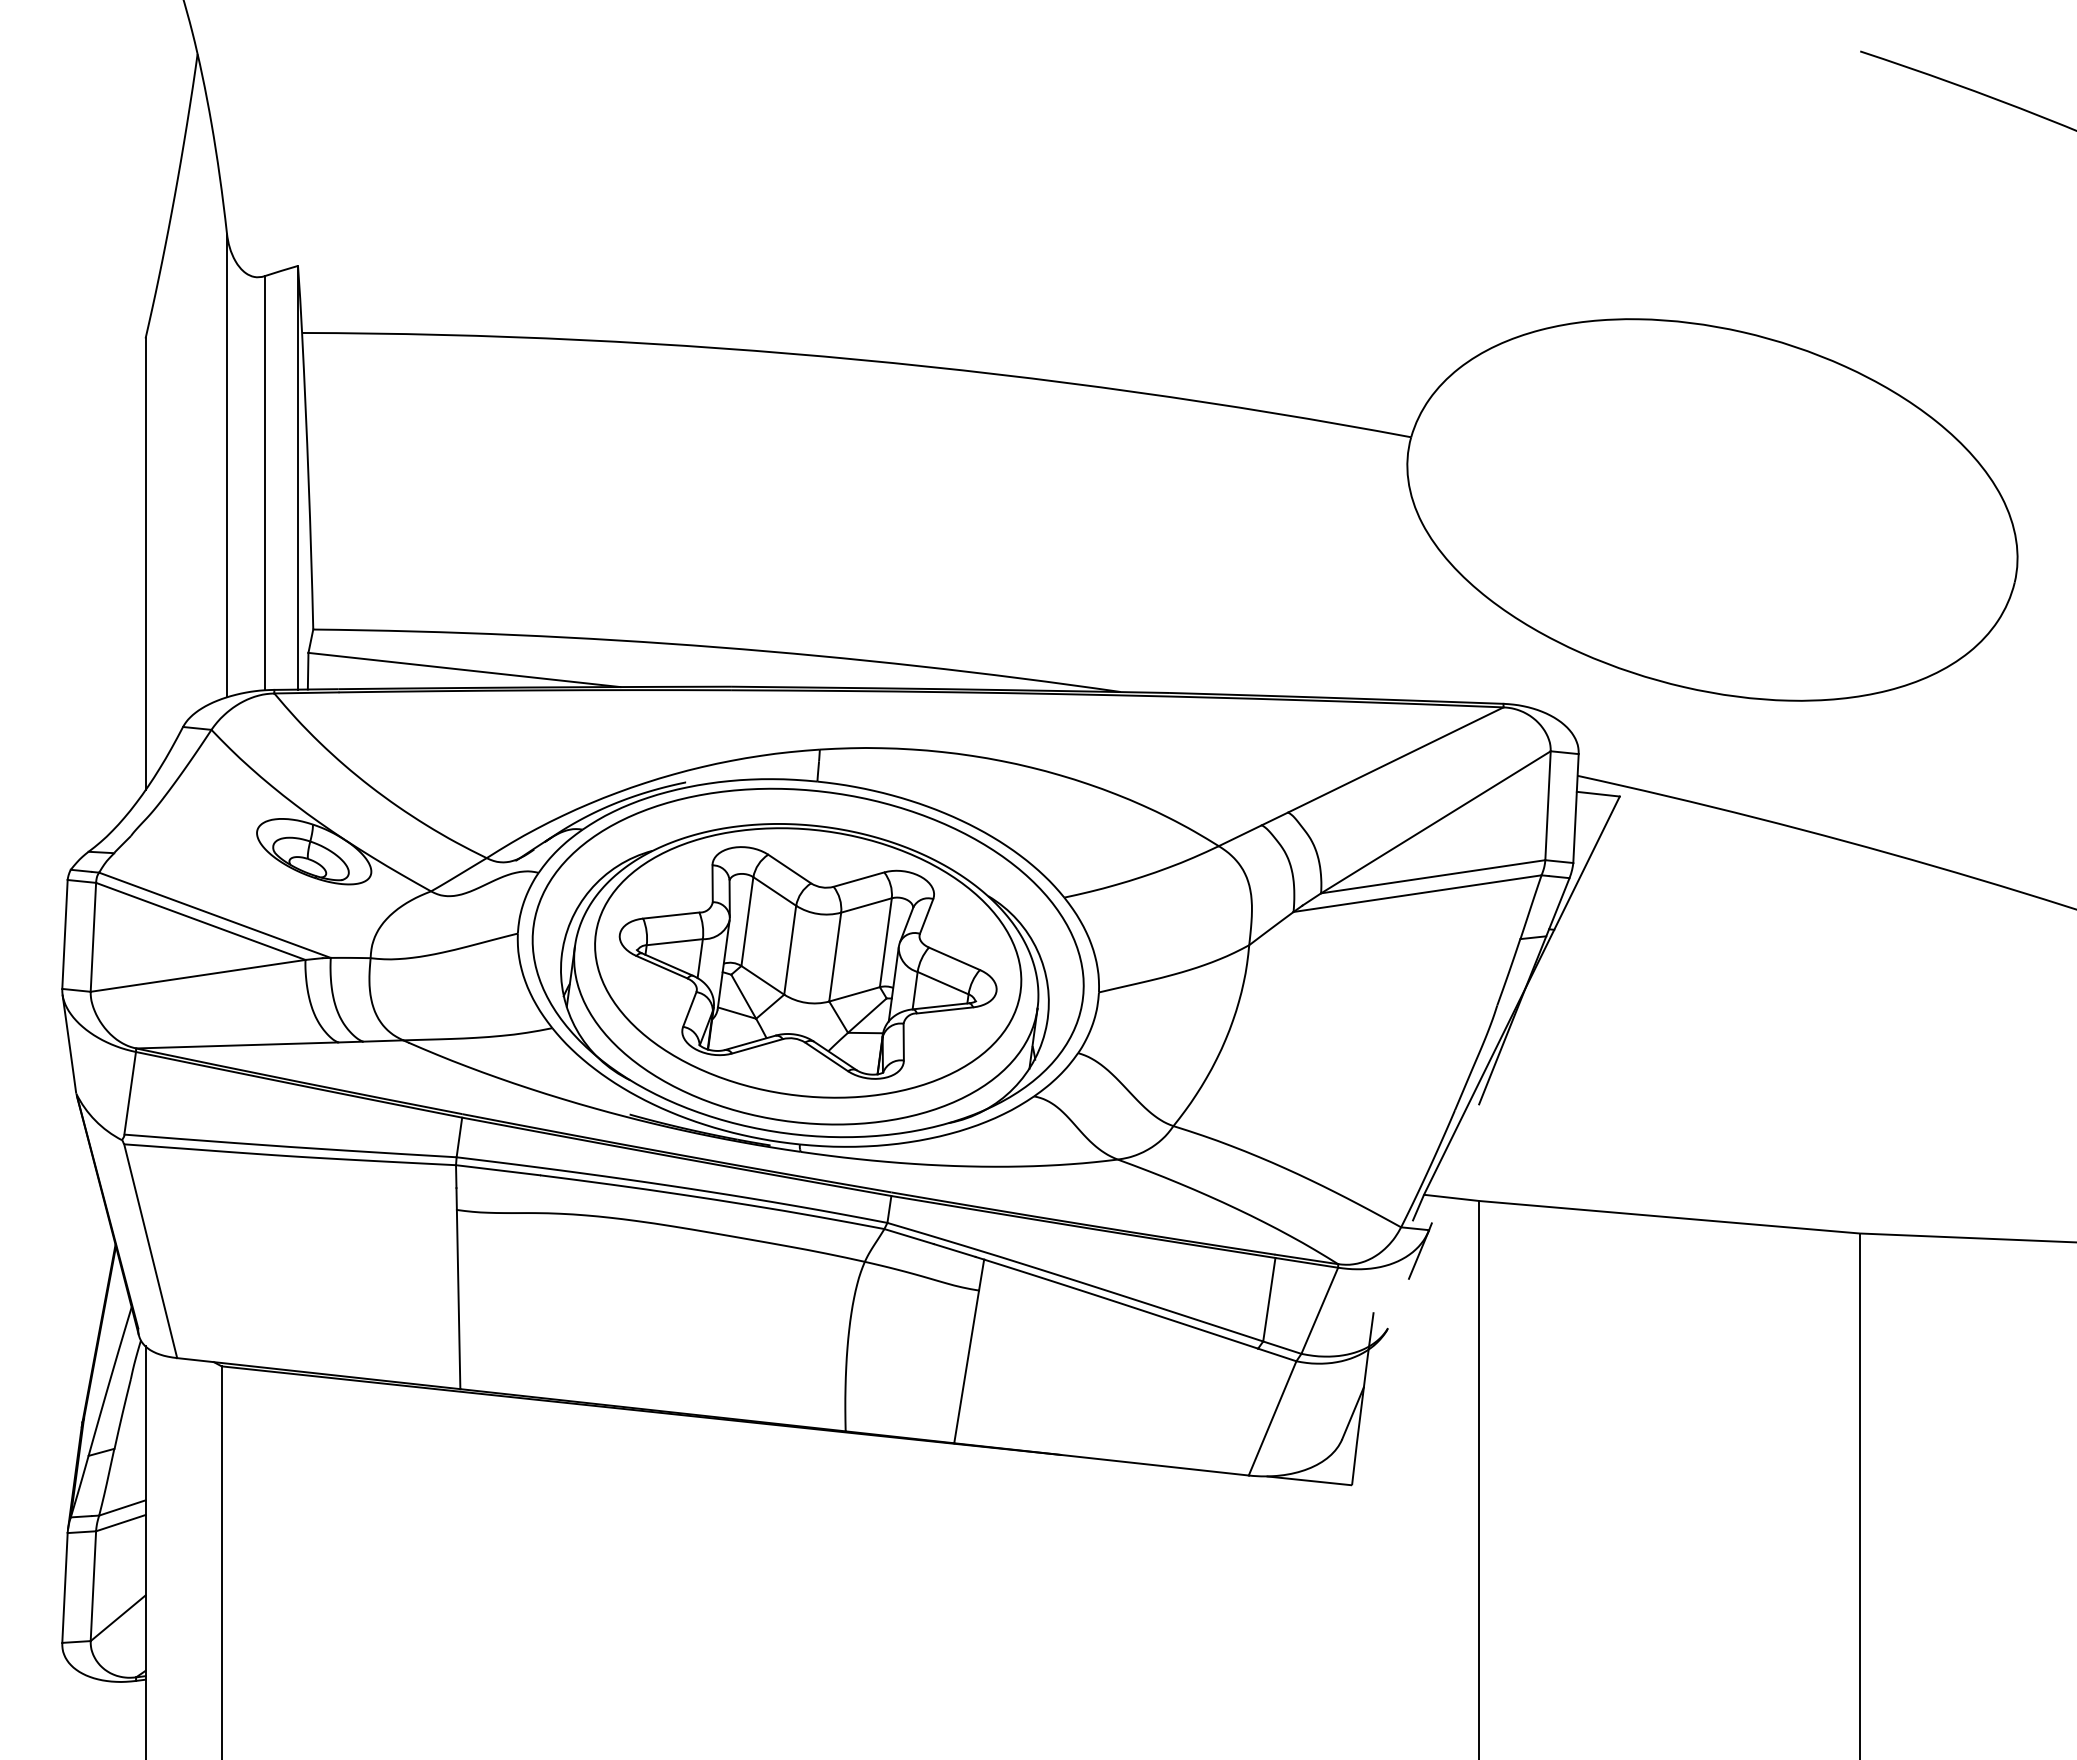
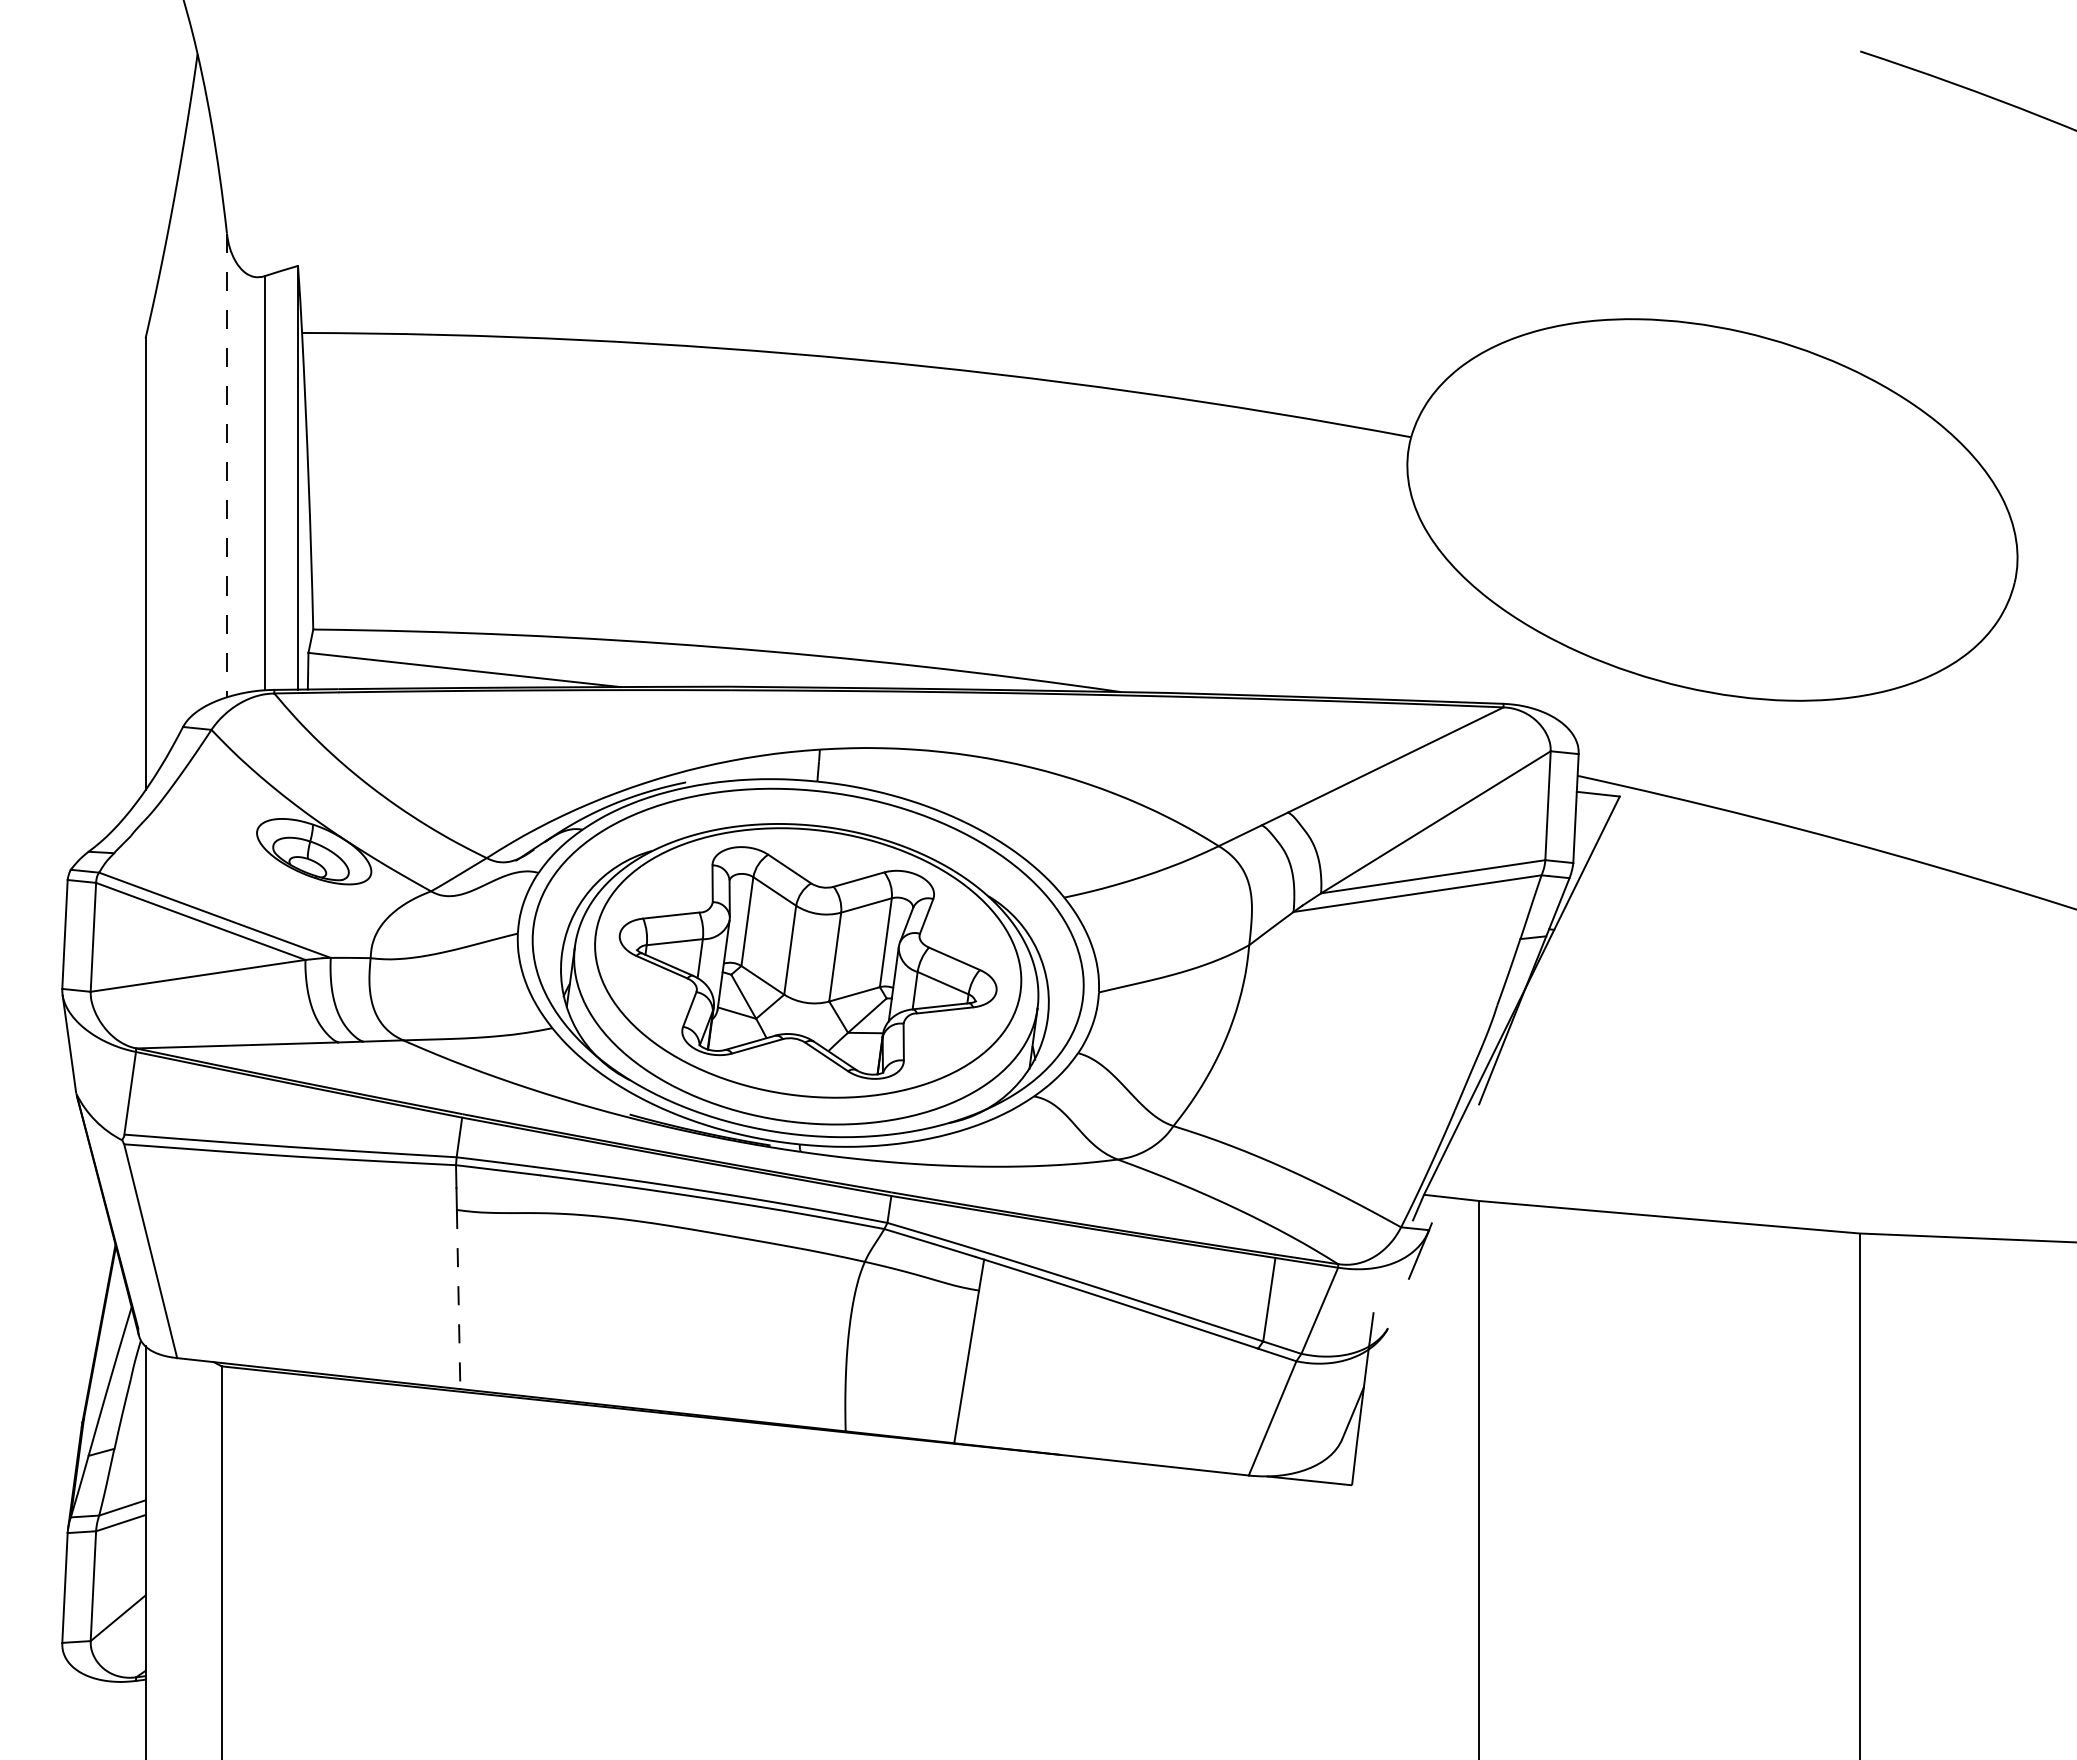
line: solid -> dashed (226, 465)
line: solid -> dashed (458, 1299)
